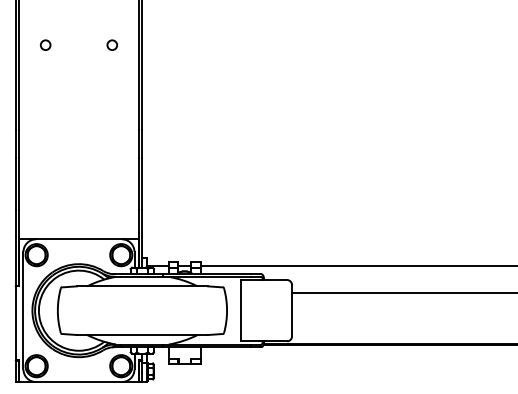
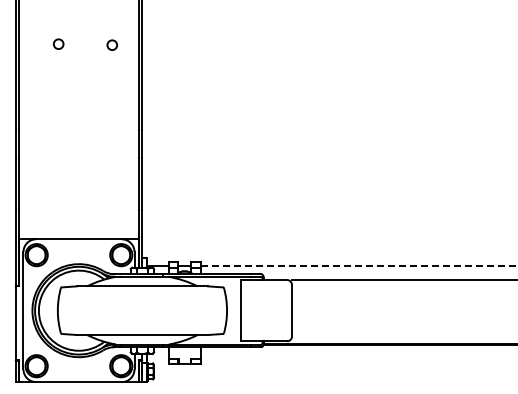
circle position: (45, 44) -> (58, 43) (58, 43)
line: solid -> dashed (359, 265)
line position: (403, 293) -> (403, 280) (403, 280)
